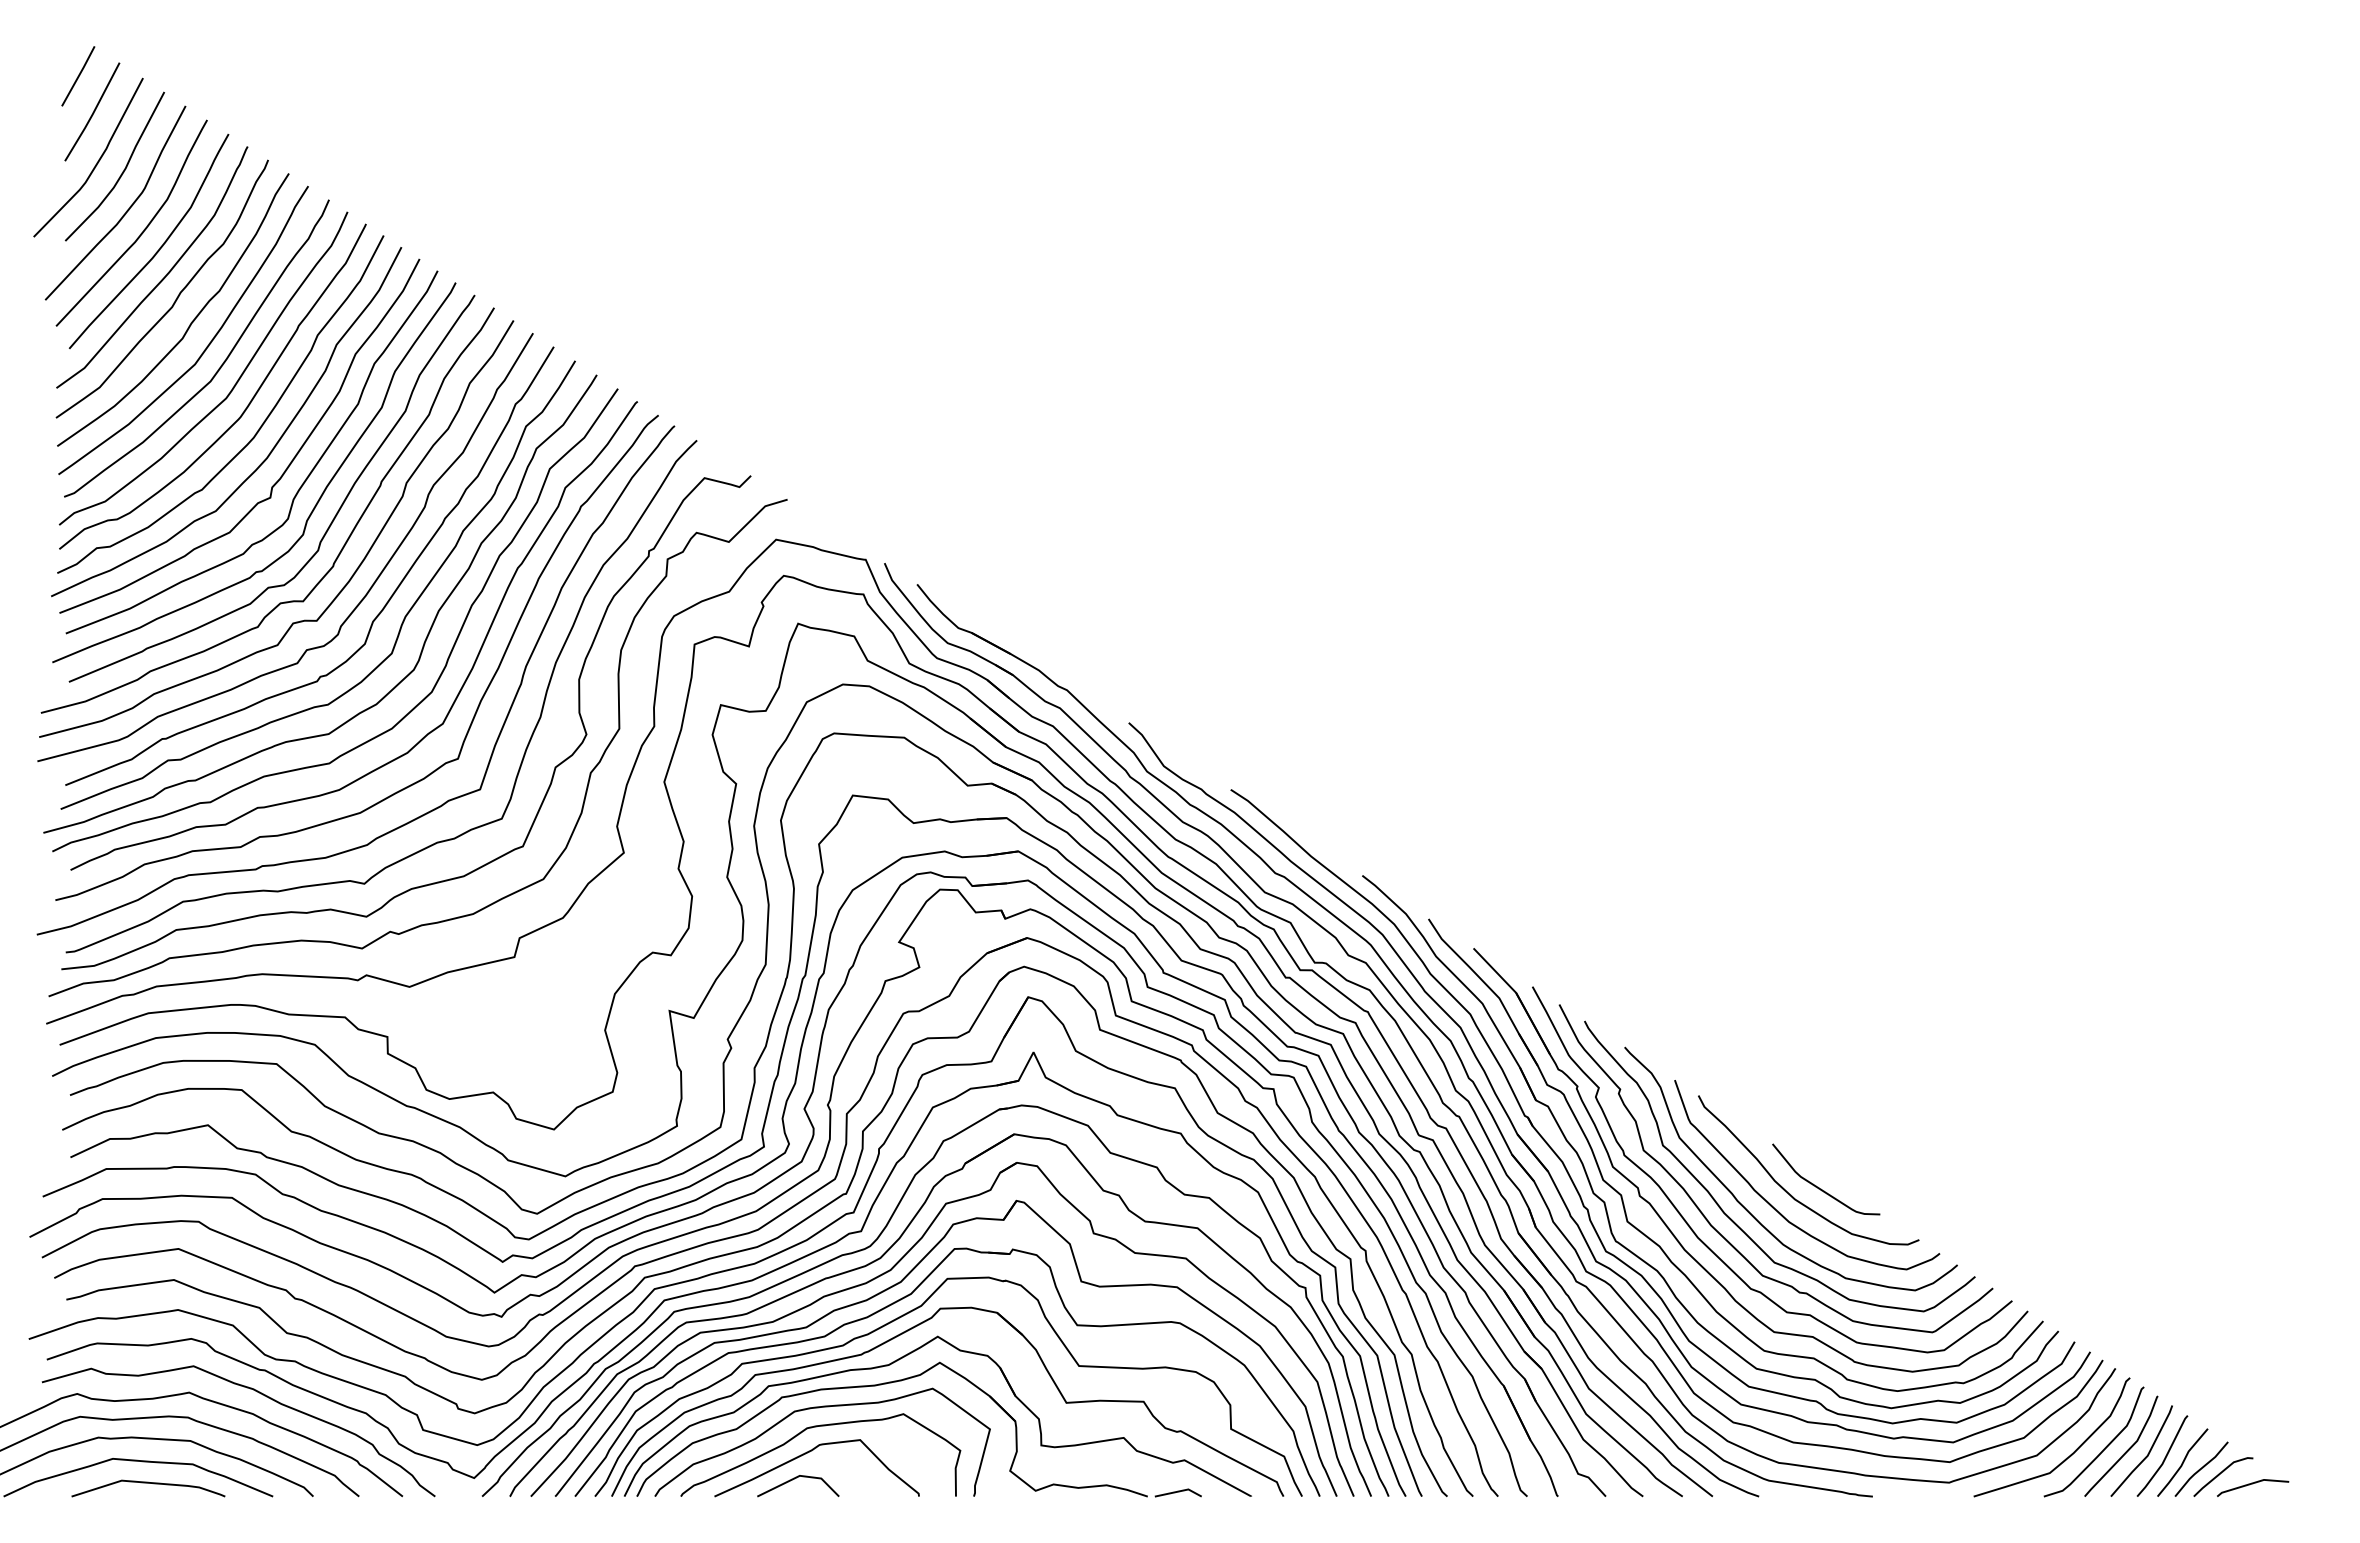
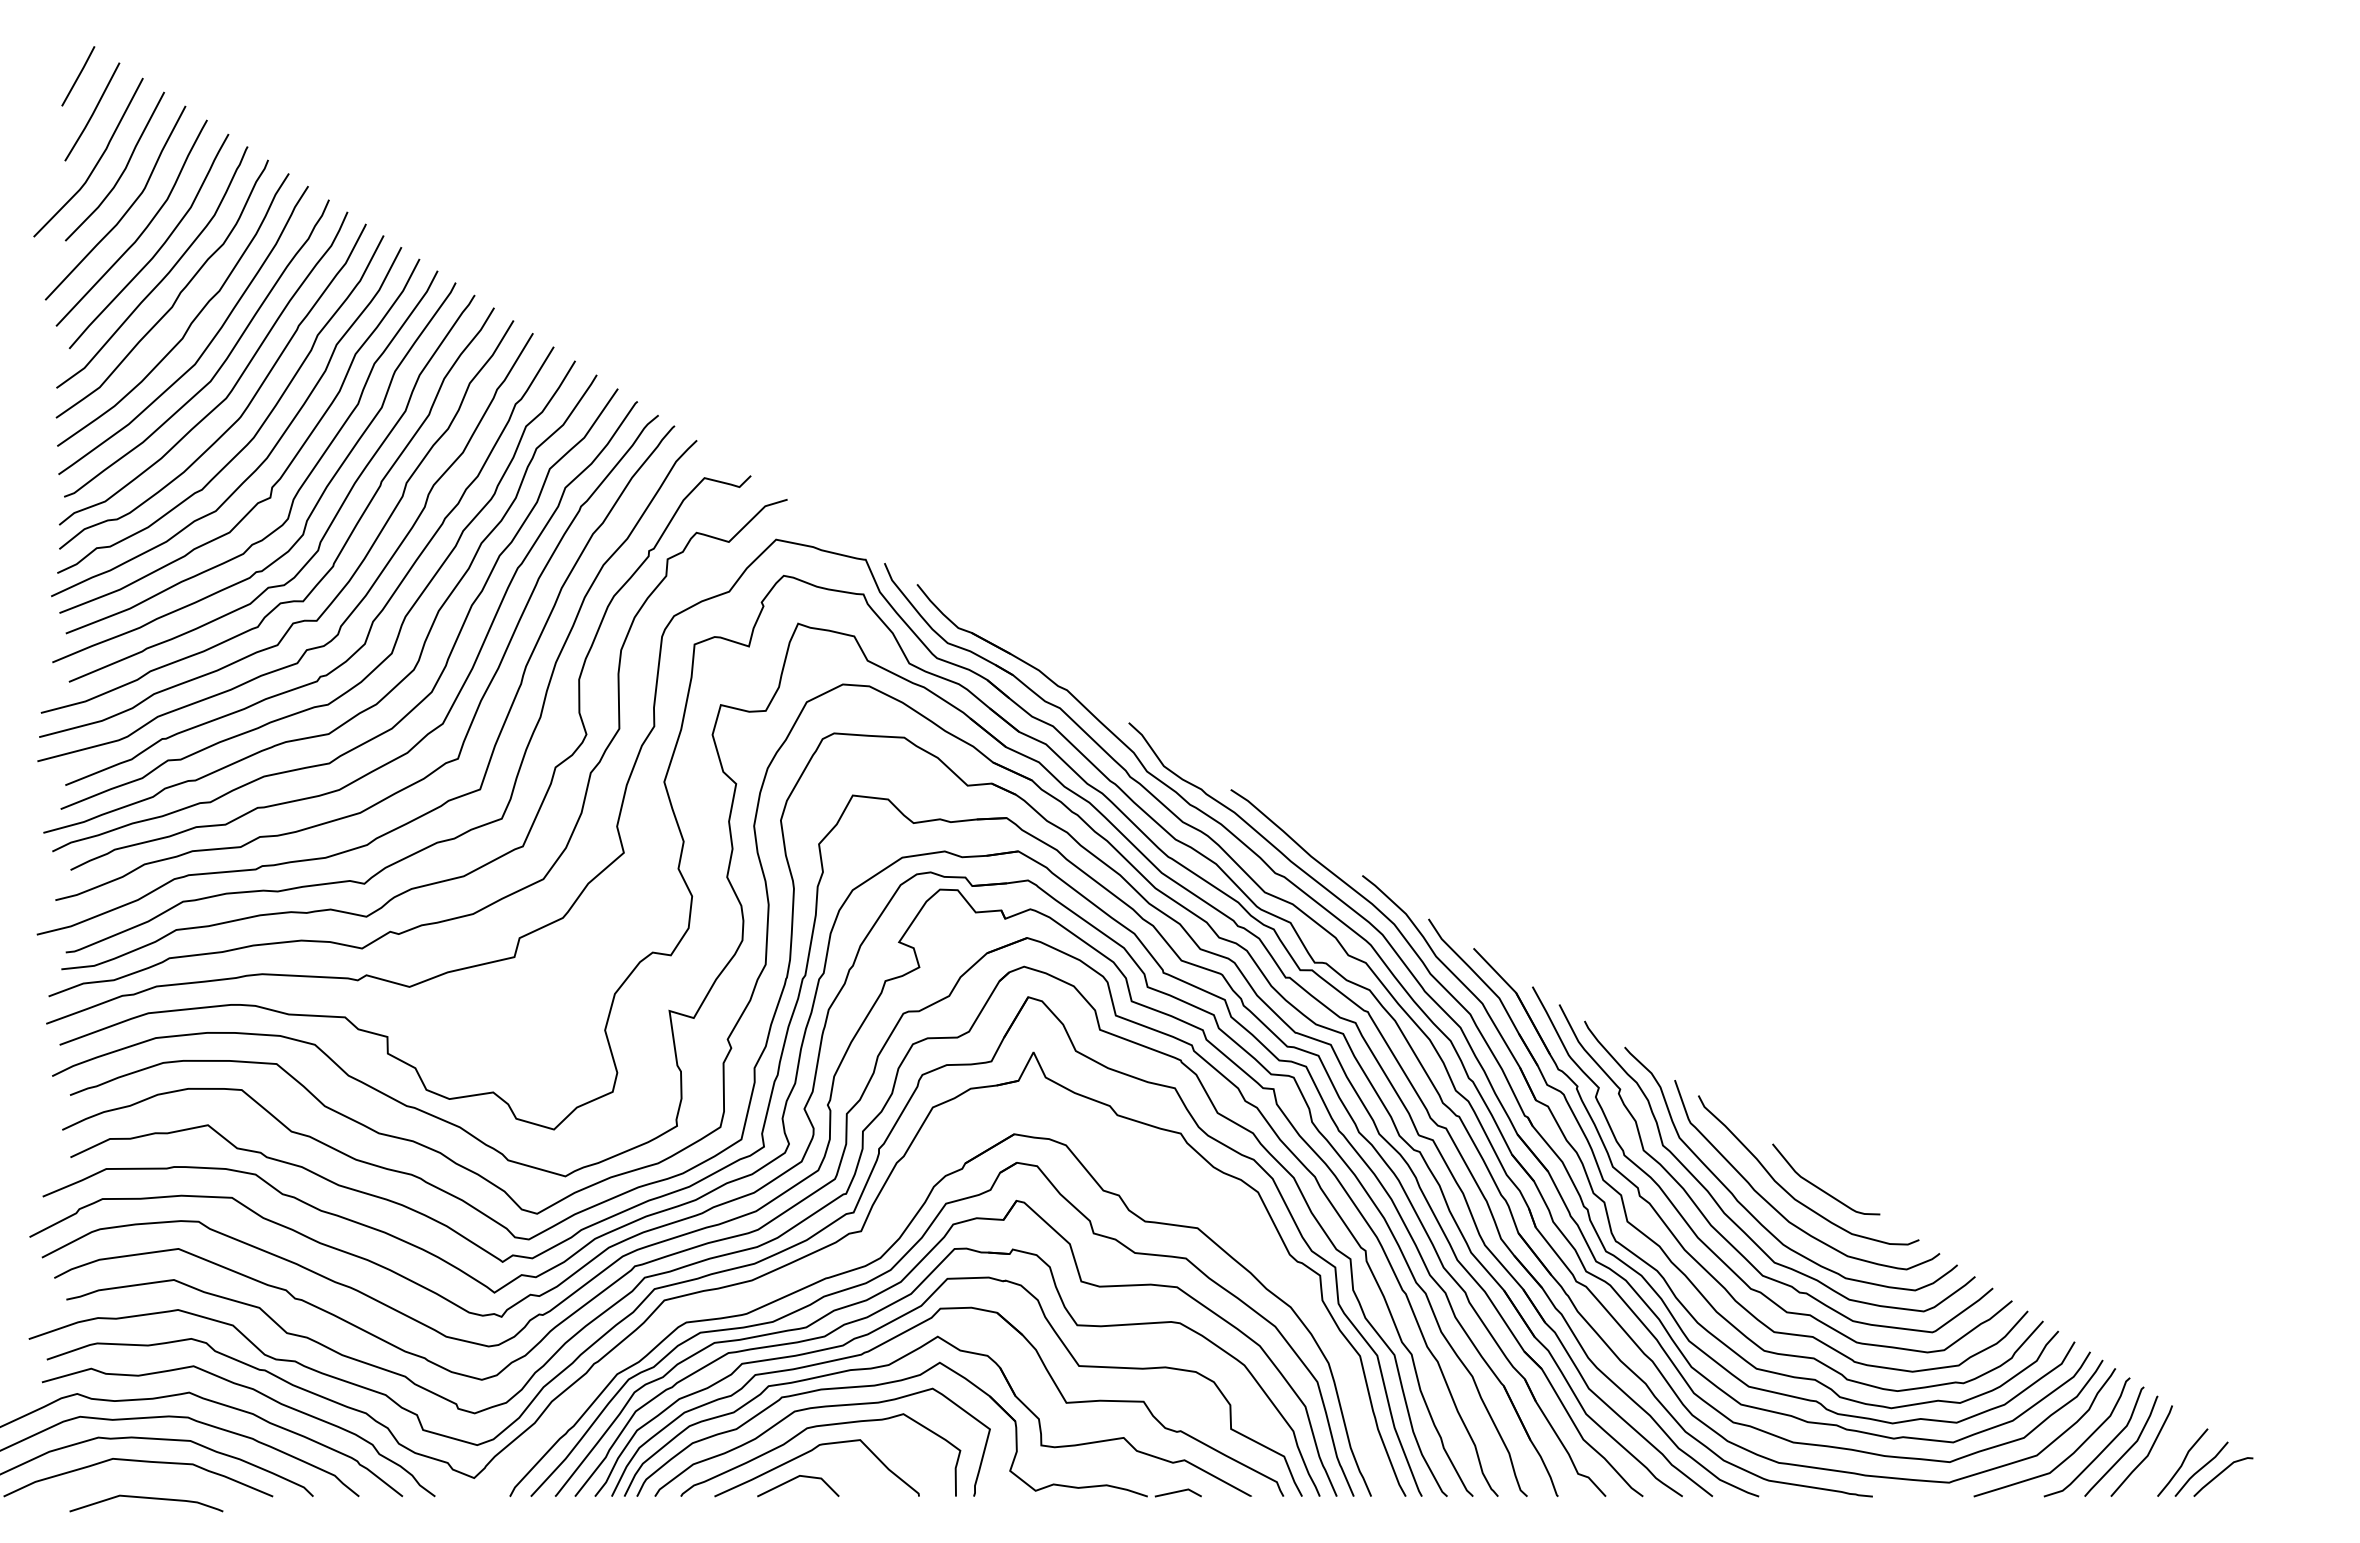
part: present -> none (876, 1241)
line: present -> none (2164, 1457)
curve position: (148, 1483) -> (146, 1498) (146, 1498)
line: present -> none (2253, 1484)
